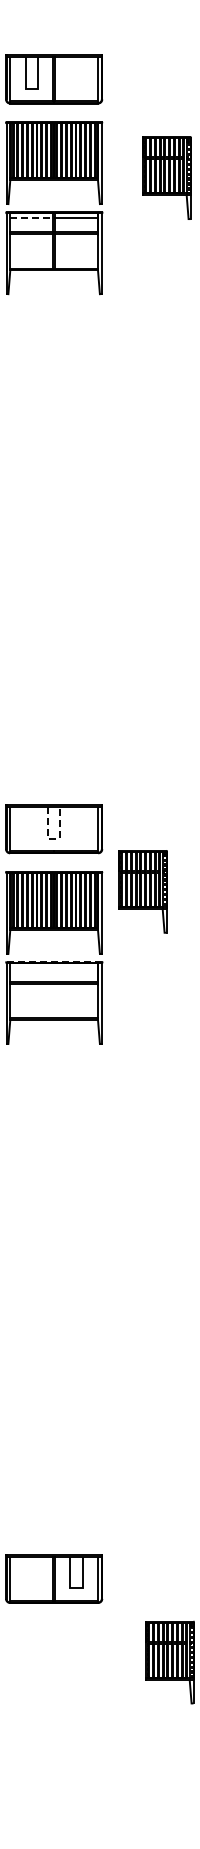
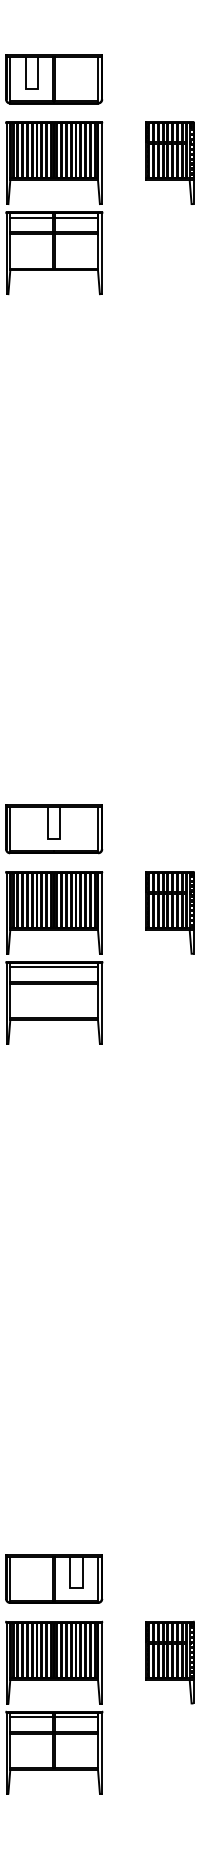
part position: (166, 177) -> (169, 162) (169, 162)
line: dashed -> solid (31, 217)
line: dashed -> solid (54, 838)
part position: (142, 891) -> (169, 912) (169, 912)
line: dashed -> solid (54, 961)
line: none -> present (53, 967)
part: none -> present (54, 1707)
